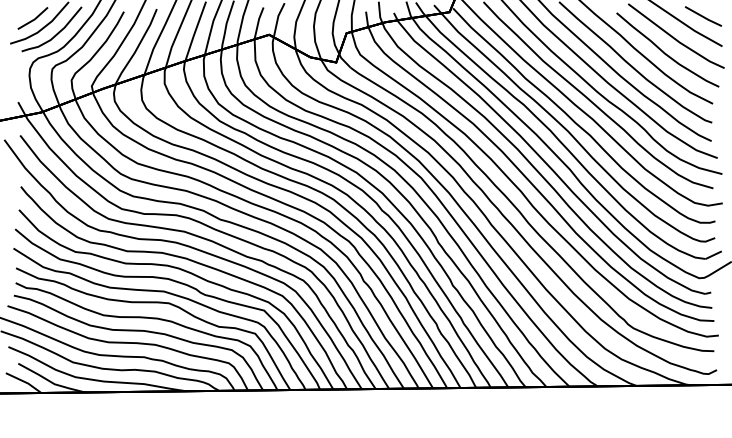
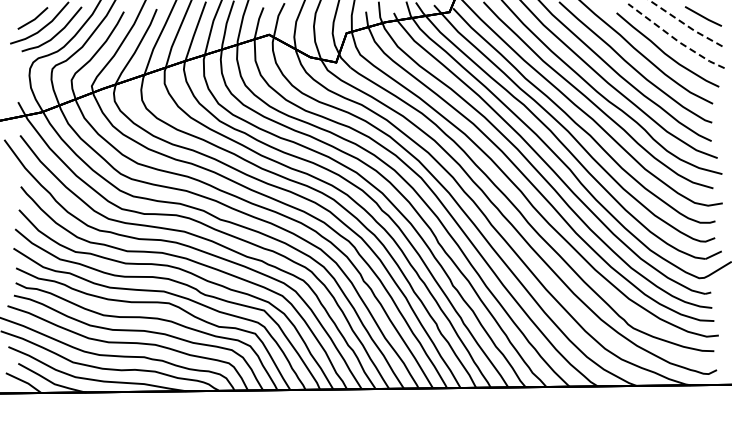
line: solid -> dashed (685, 24)
line: solid -> dashed (675, 39)
